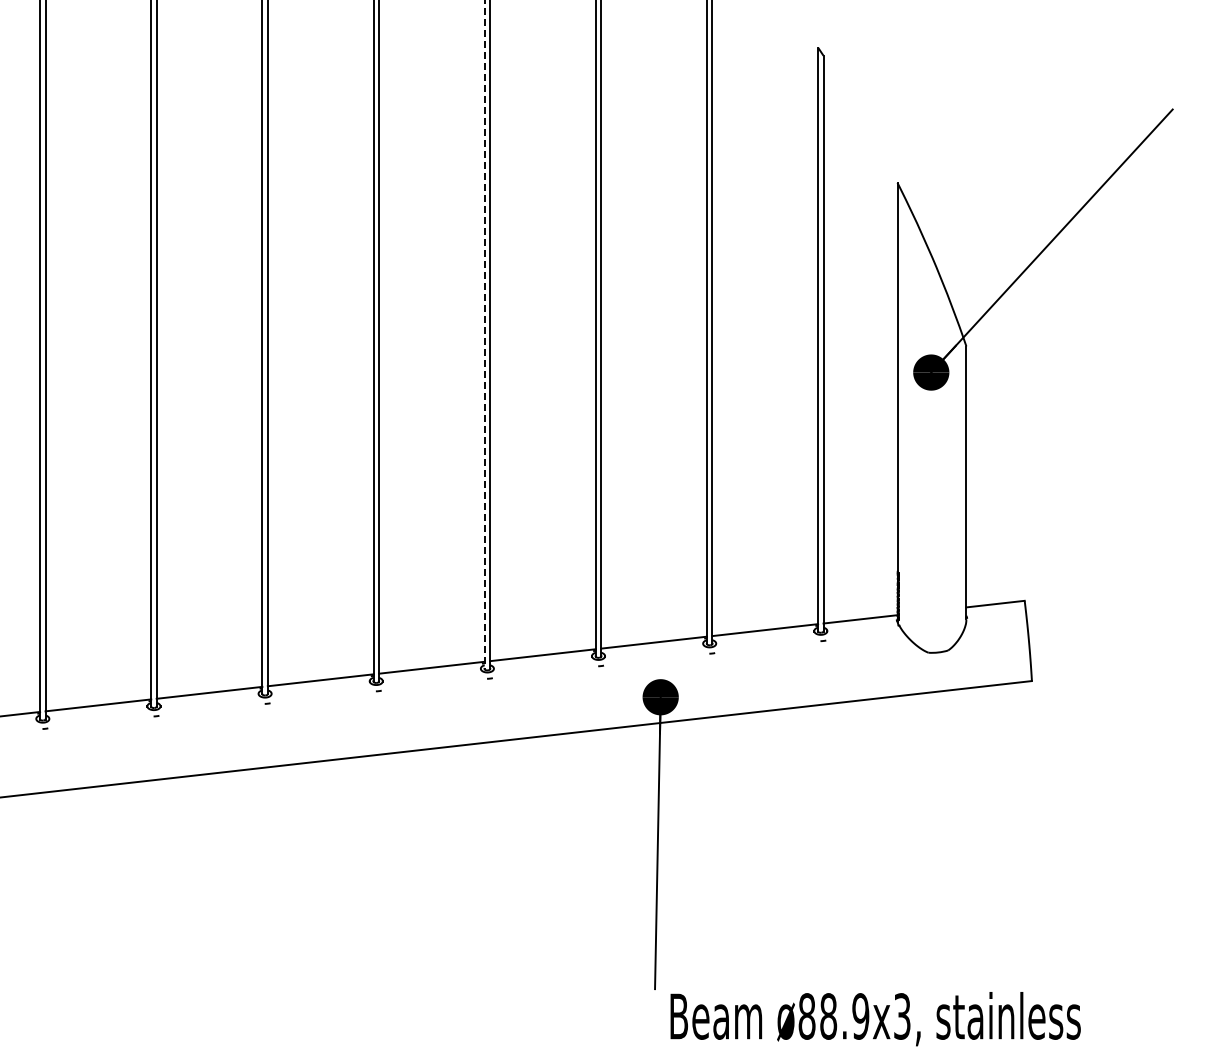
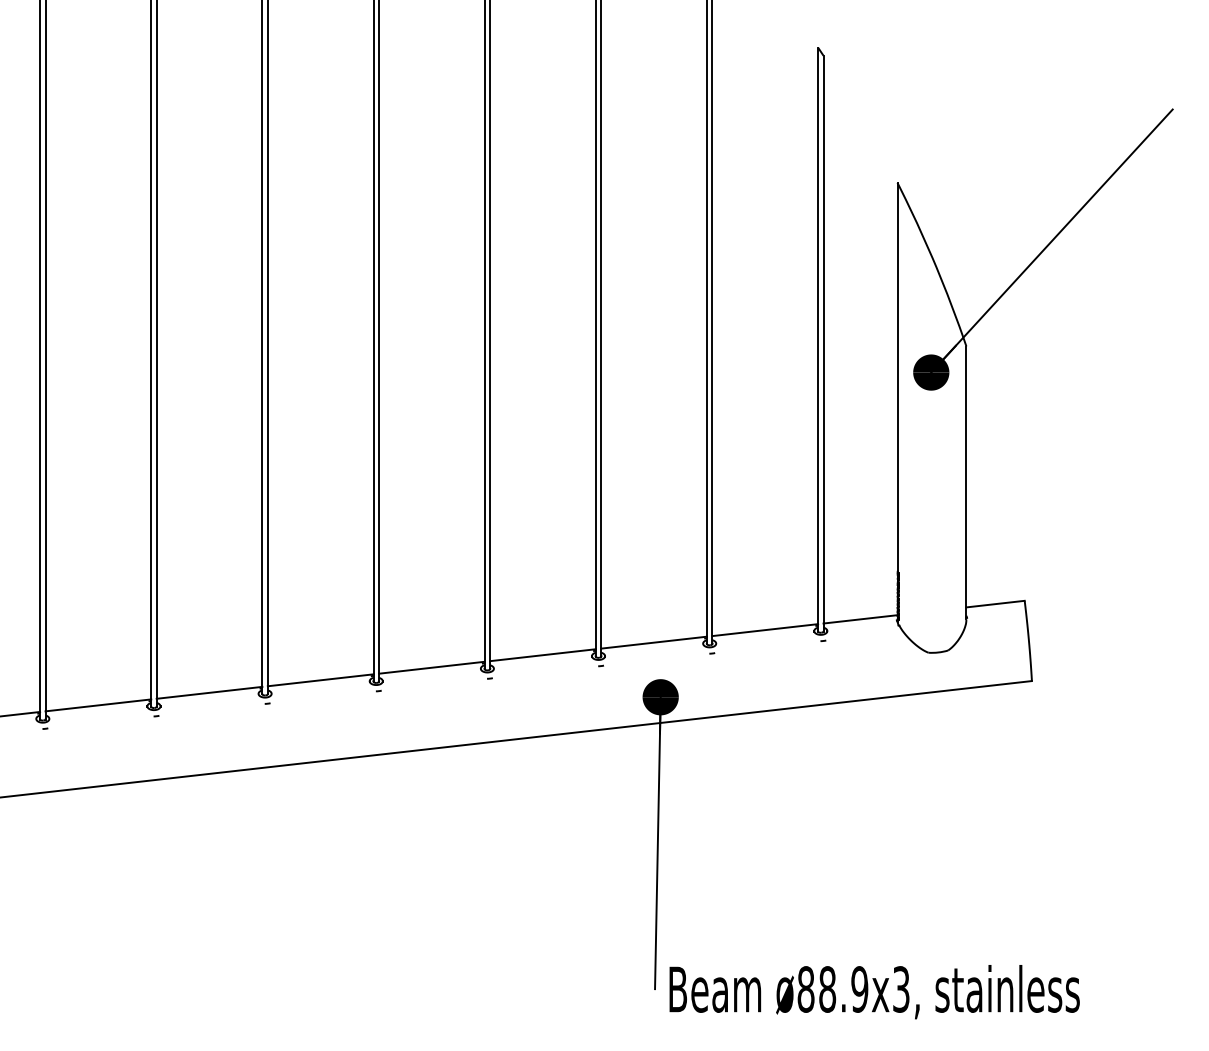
line: dashed -> solid (484, 335)
text position: (875, 1019) -> (874, 992) (874, 992)
